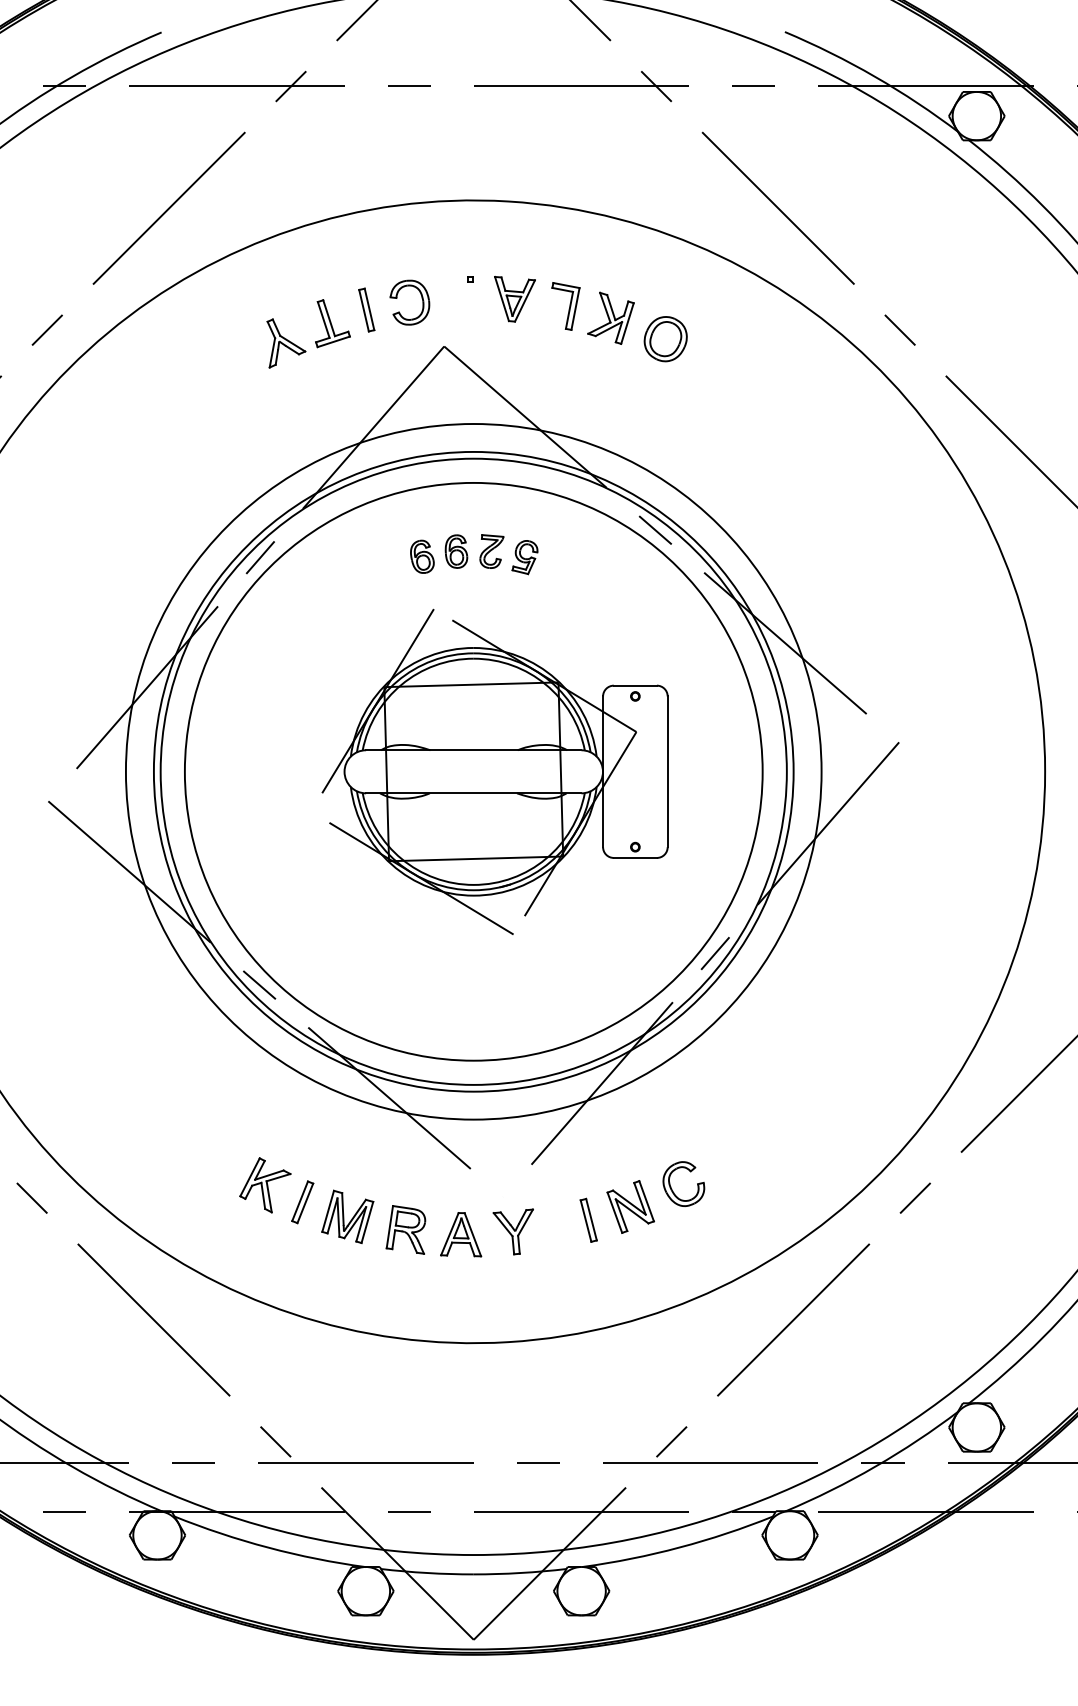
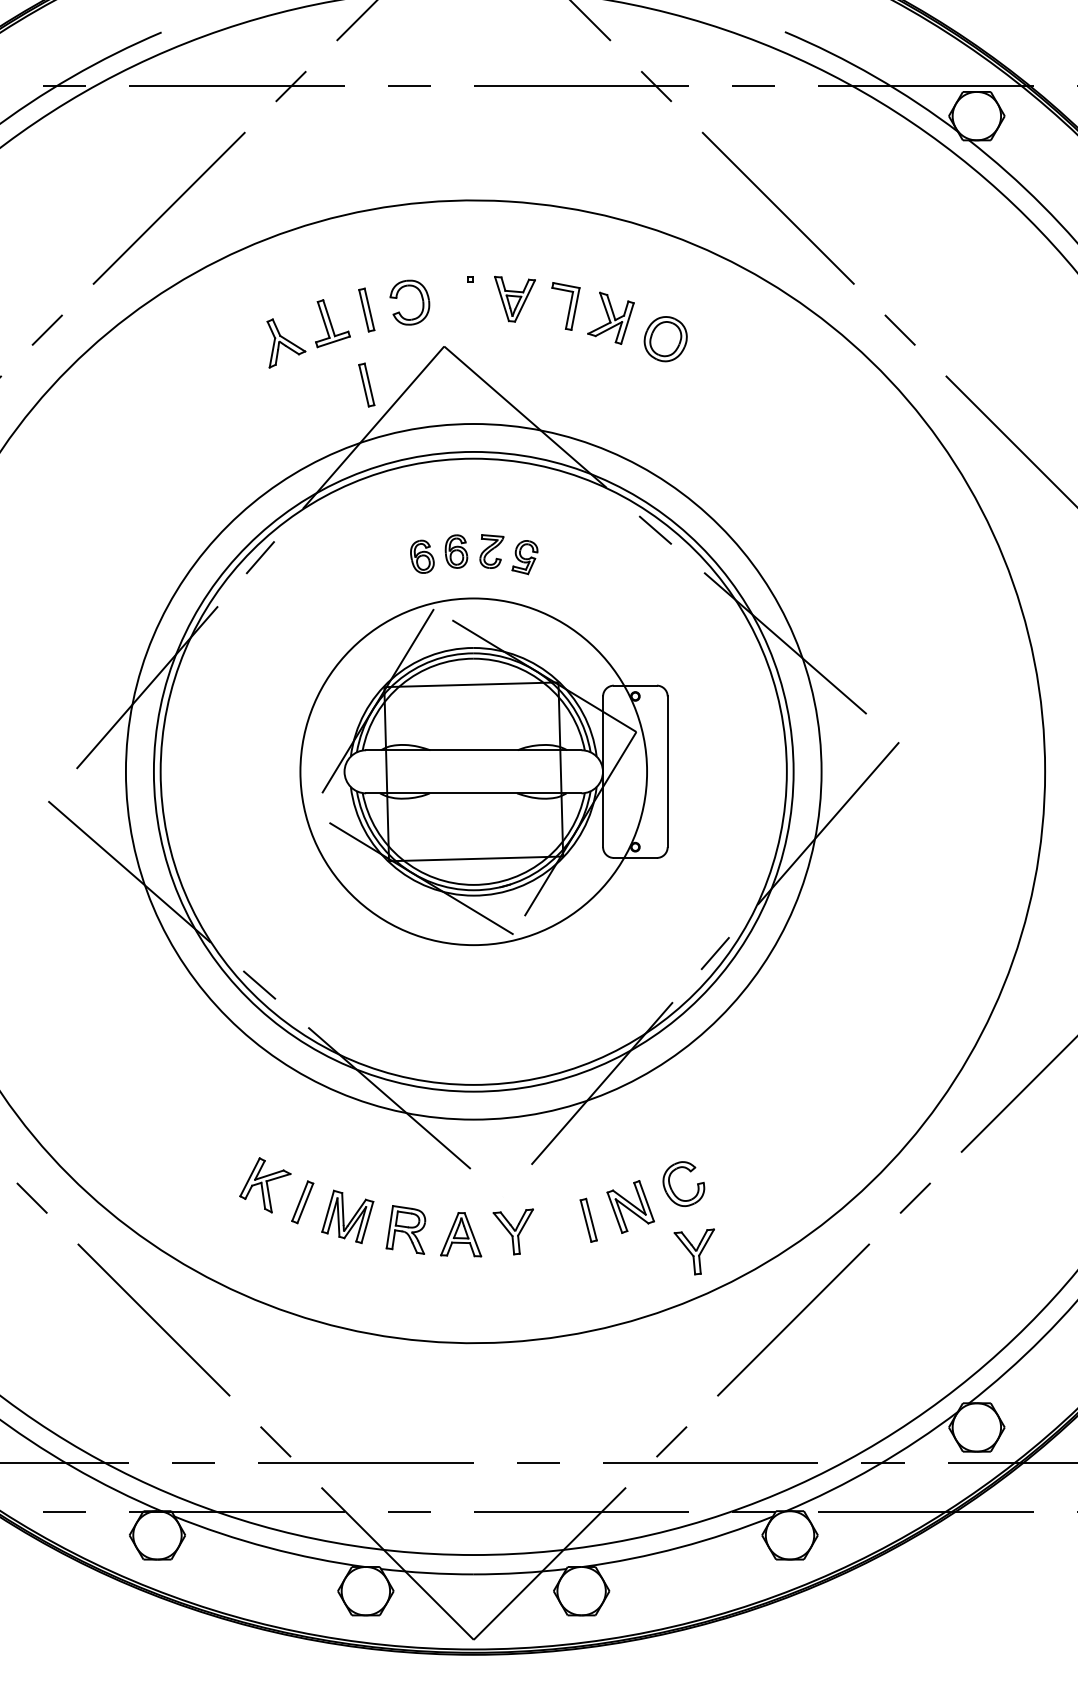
part: none -> present (366, 384)
circle diameter: 578 px -> 347 px (473, 771)
part: none -> present (693, 1251)
